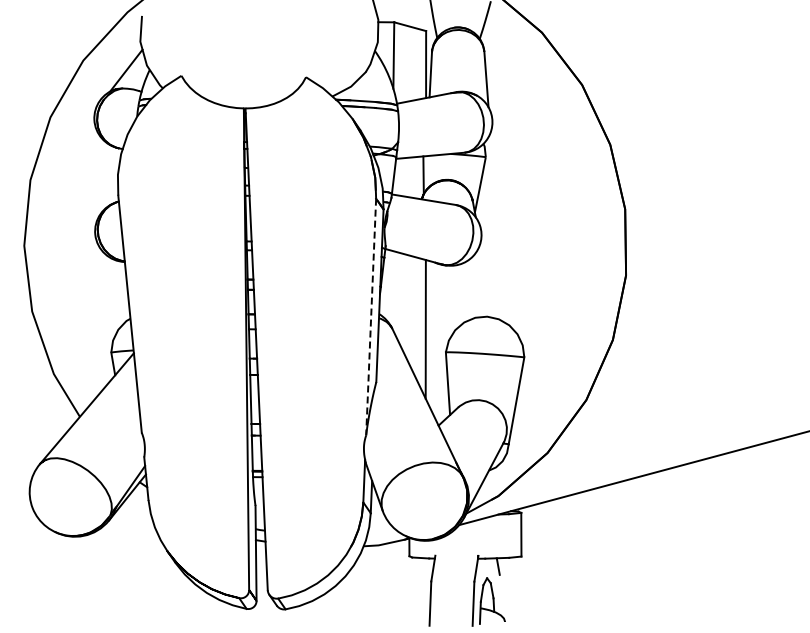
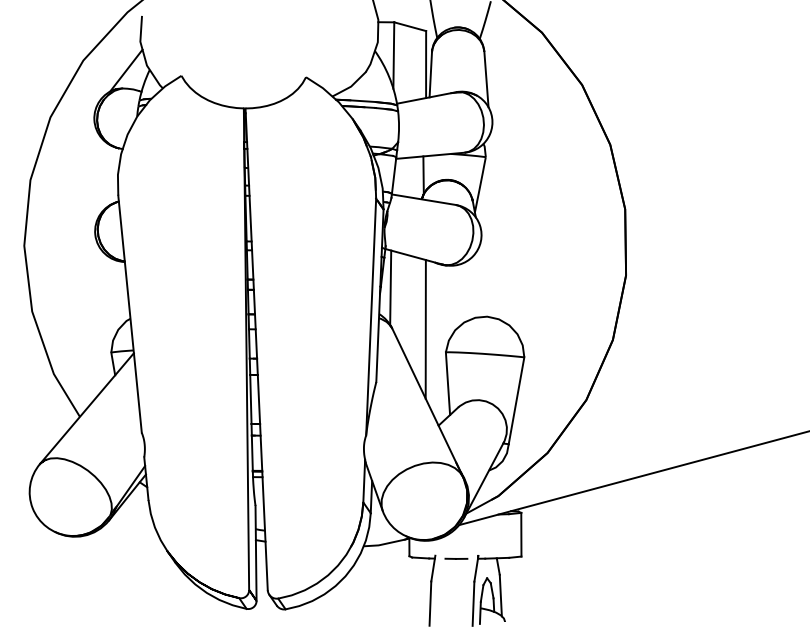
line: none -> present (390, 287)
line: dashed -> solid (371, 317)
line: none -> present (456, 558)
line: none -> present (500, 595)
